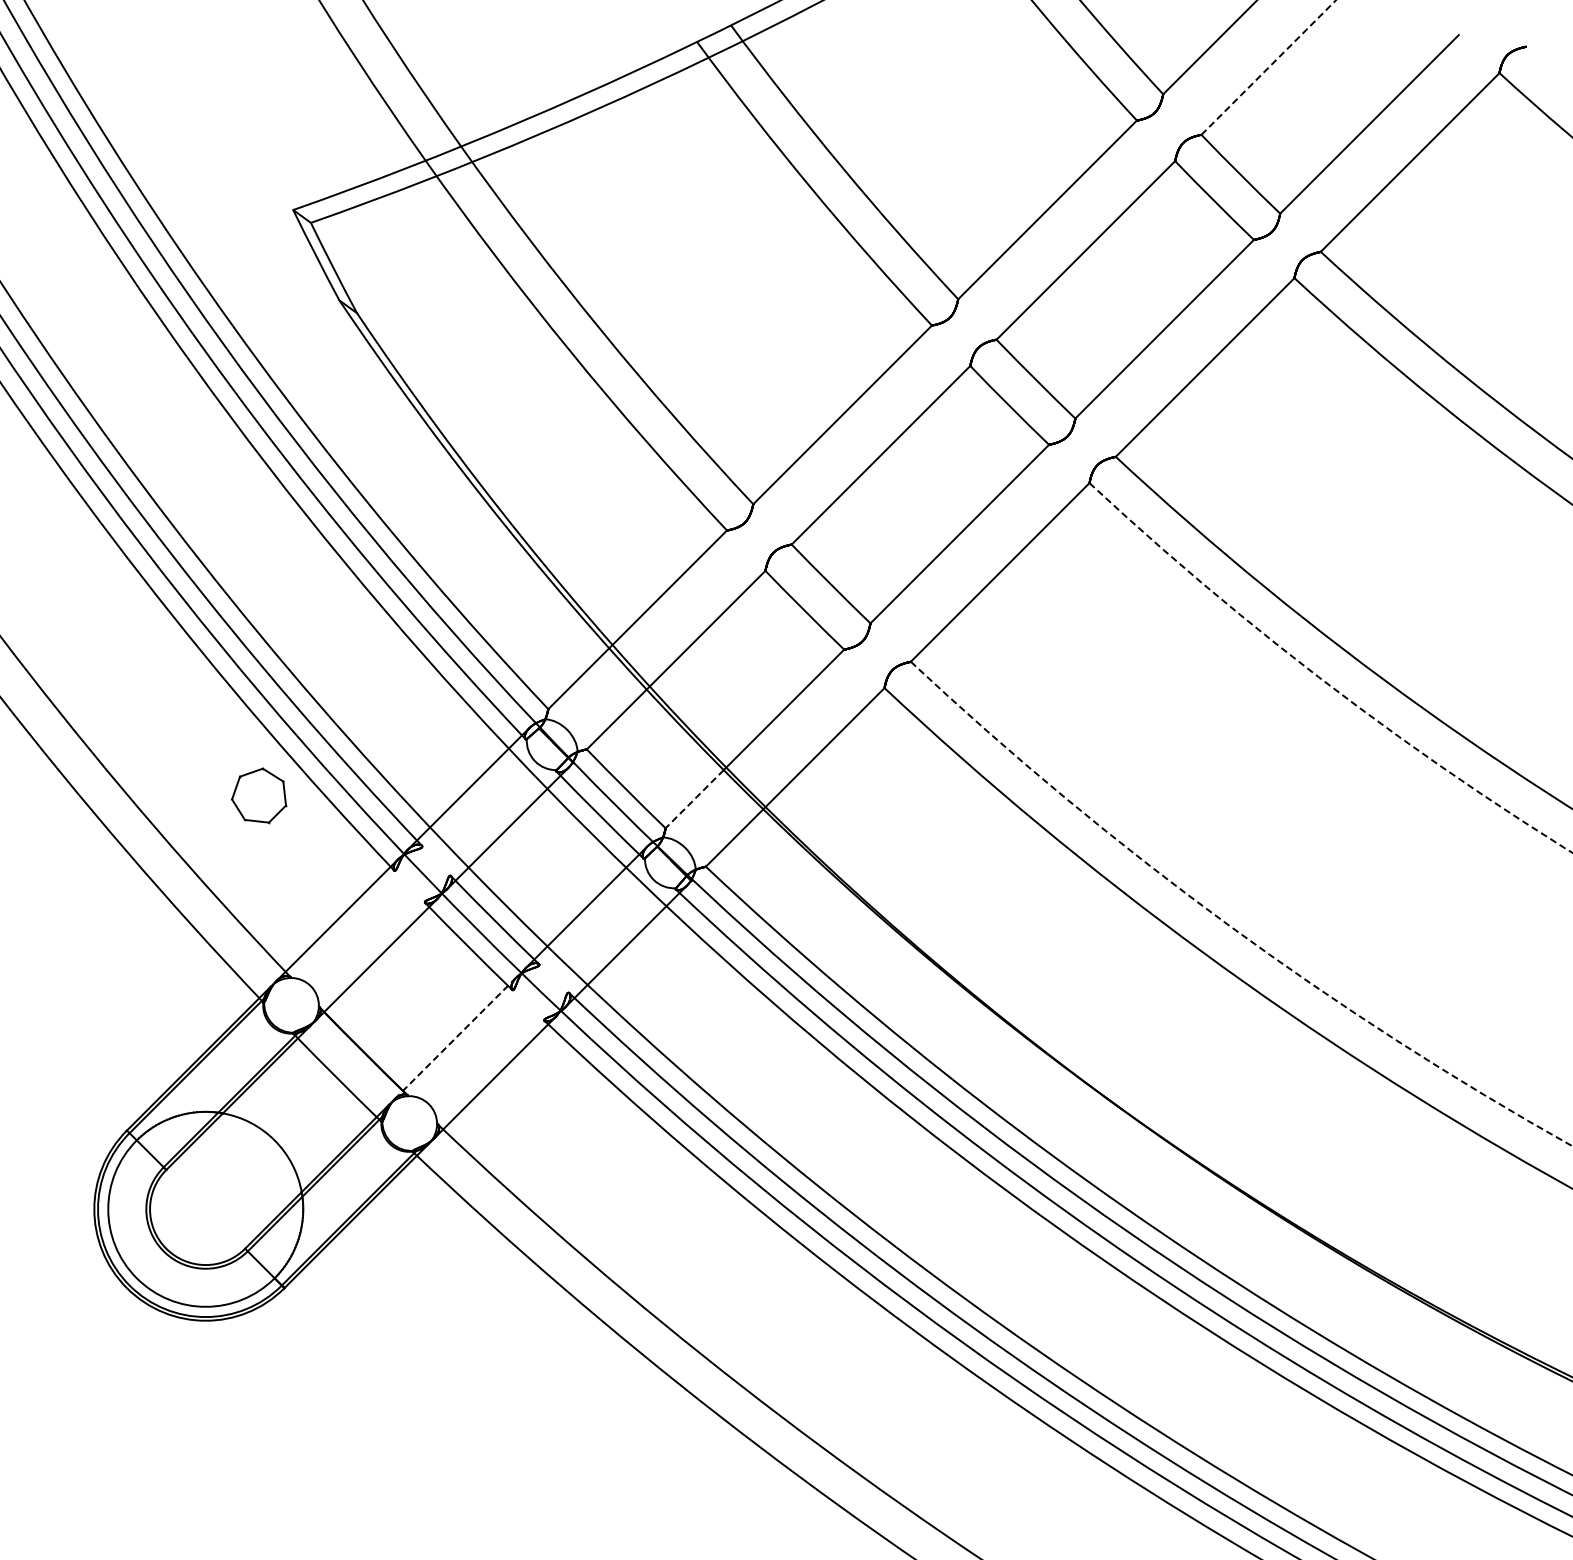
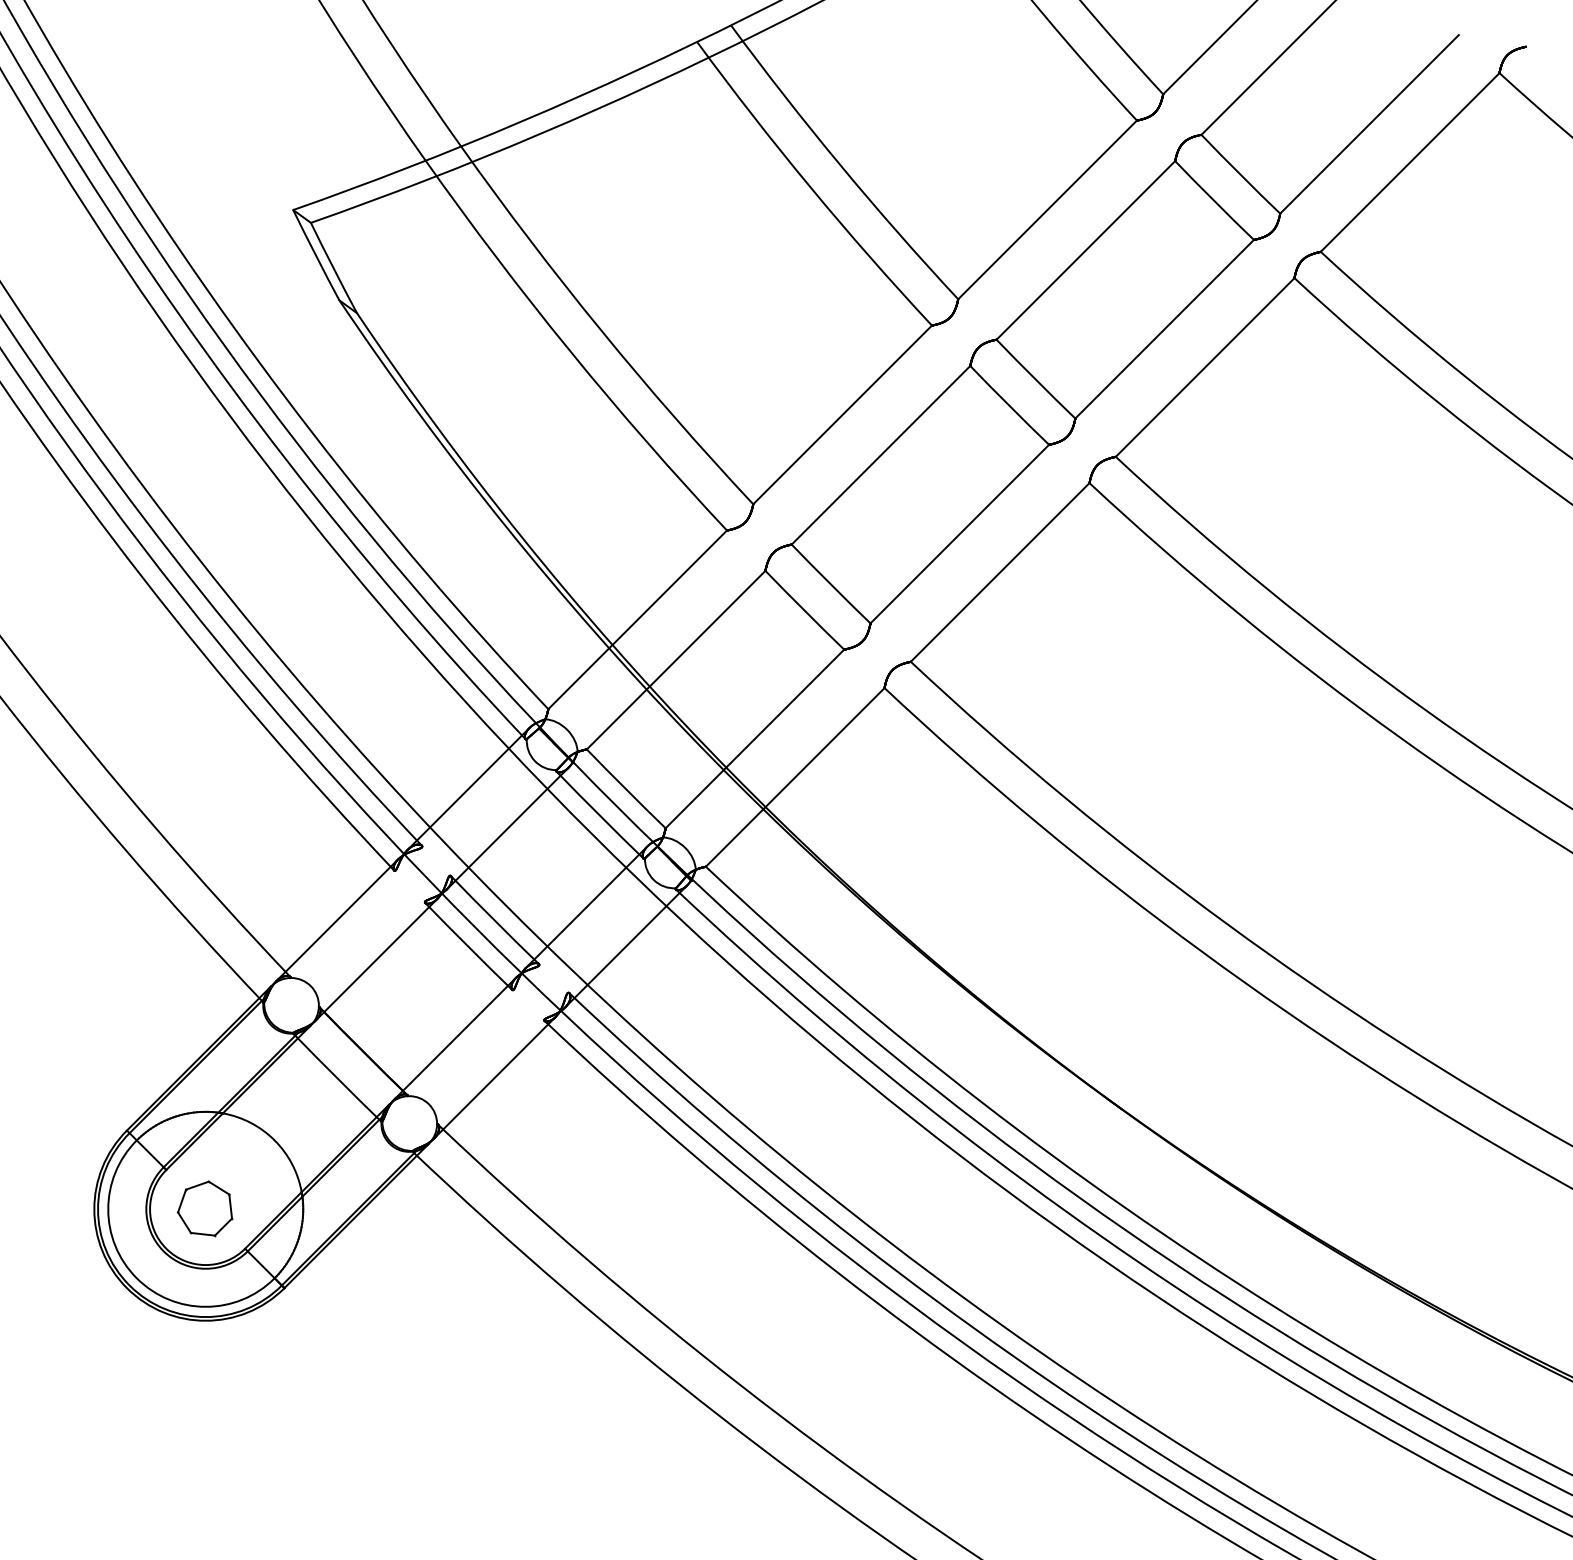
line: dashed -> solid (1269, 67)
arc: dashed -> solid (1321, 678)
part position: (259, 795) -> (205, 1208) (205, 1208)
line: dashed -> solid (694, 799)
arc: dashed -> solid (1227, 924)
line: dashed -> solid (454, 1038)
